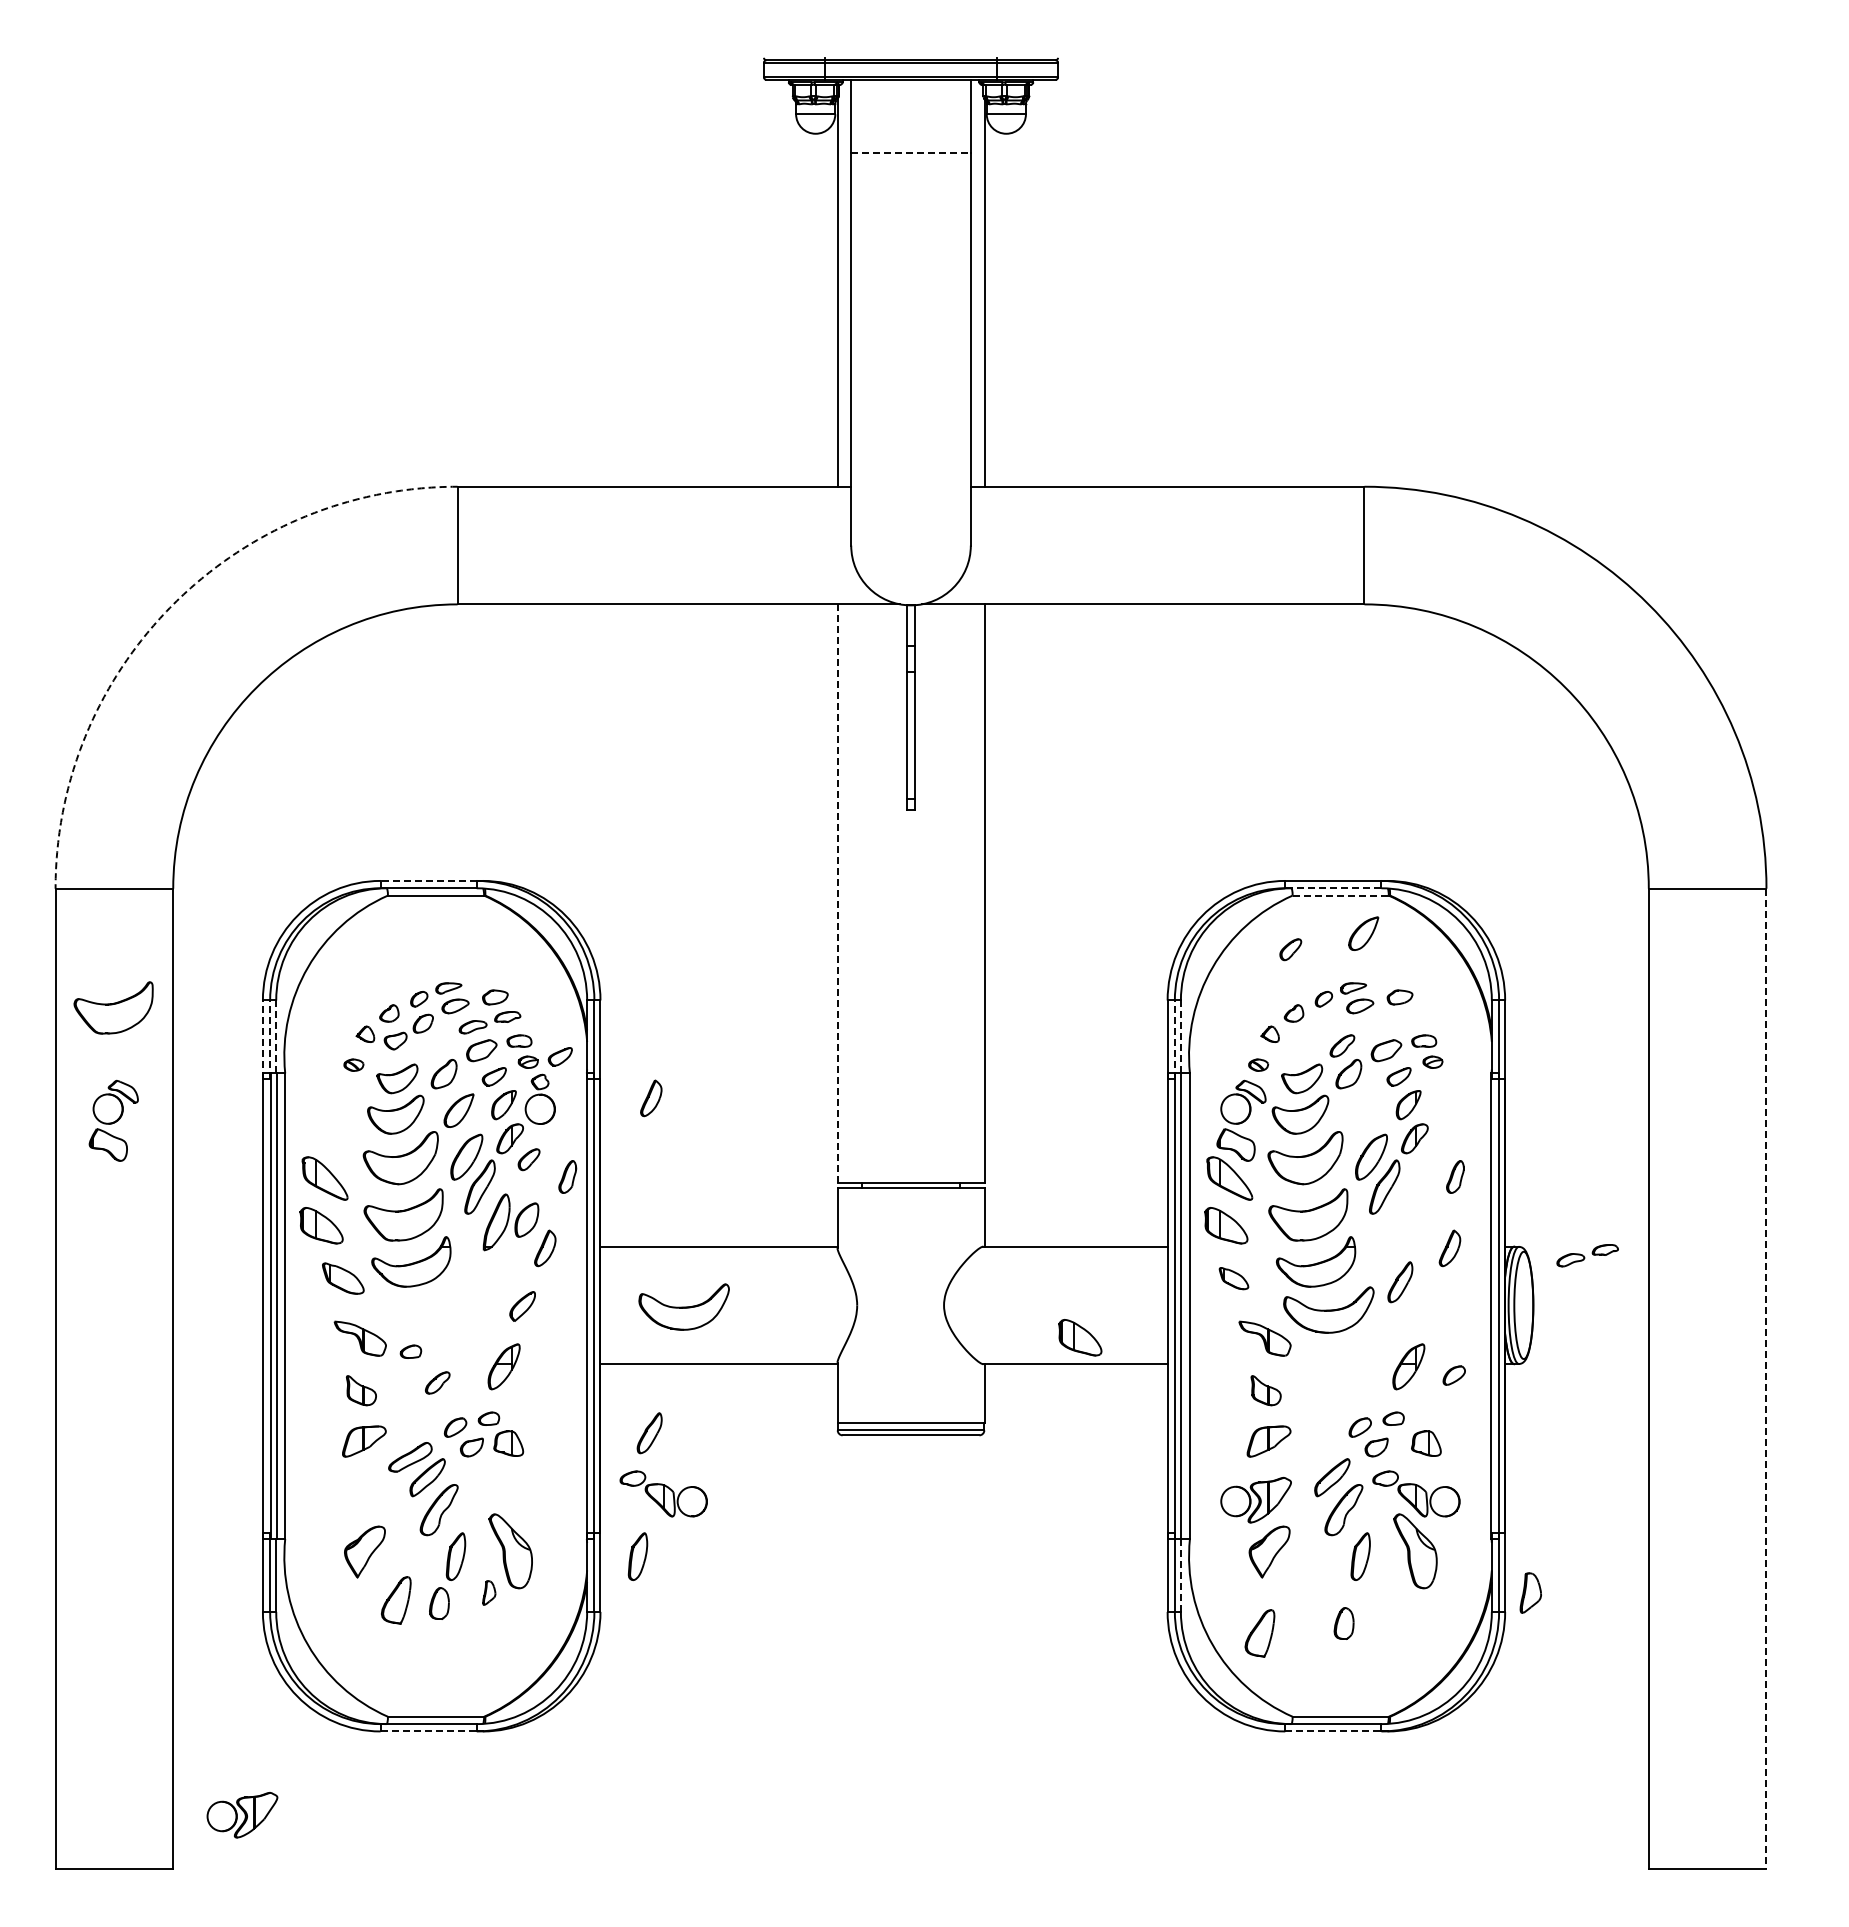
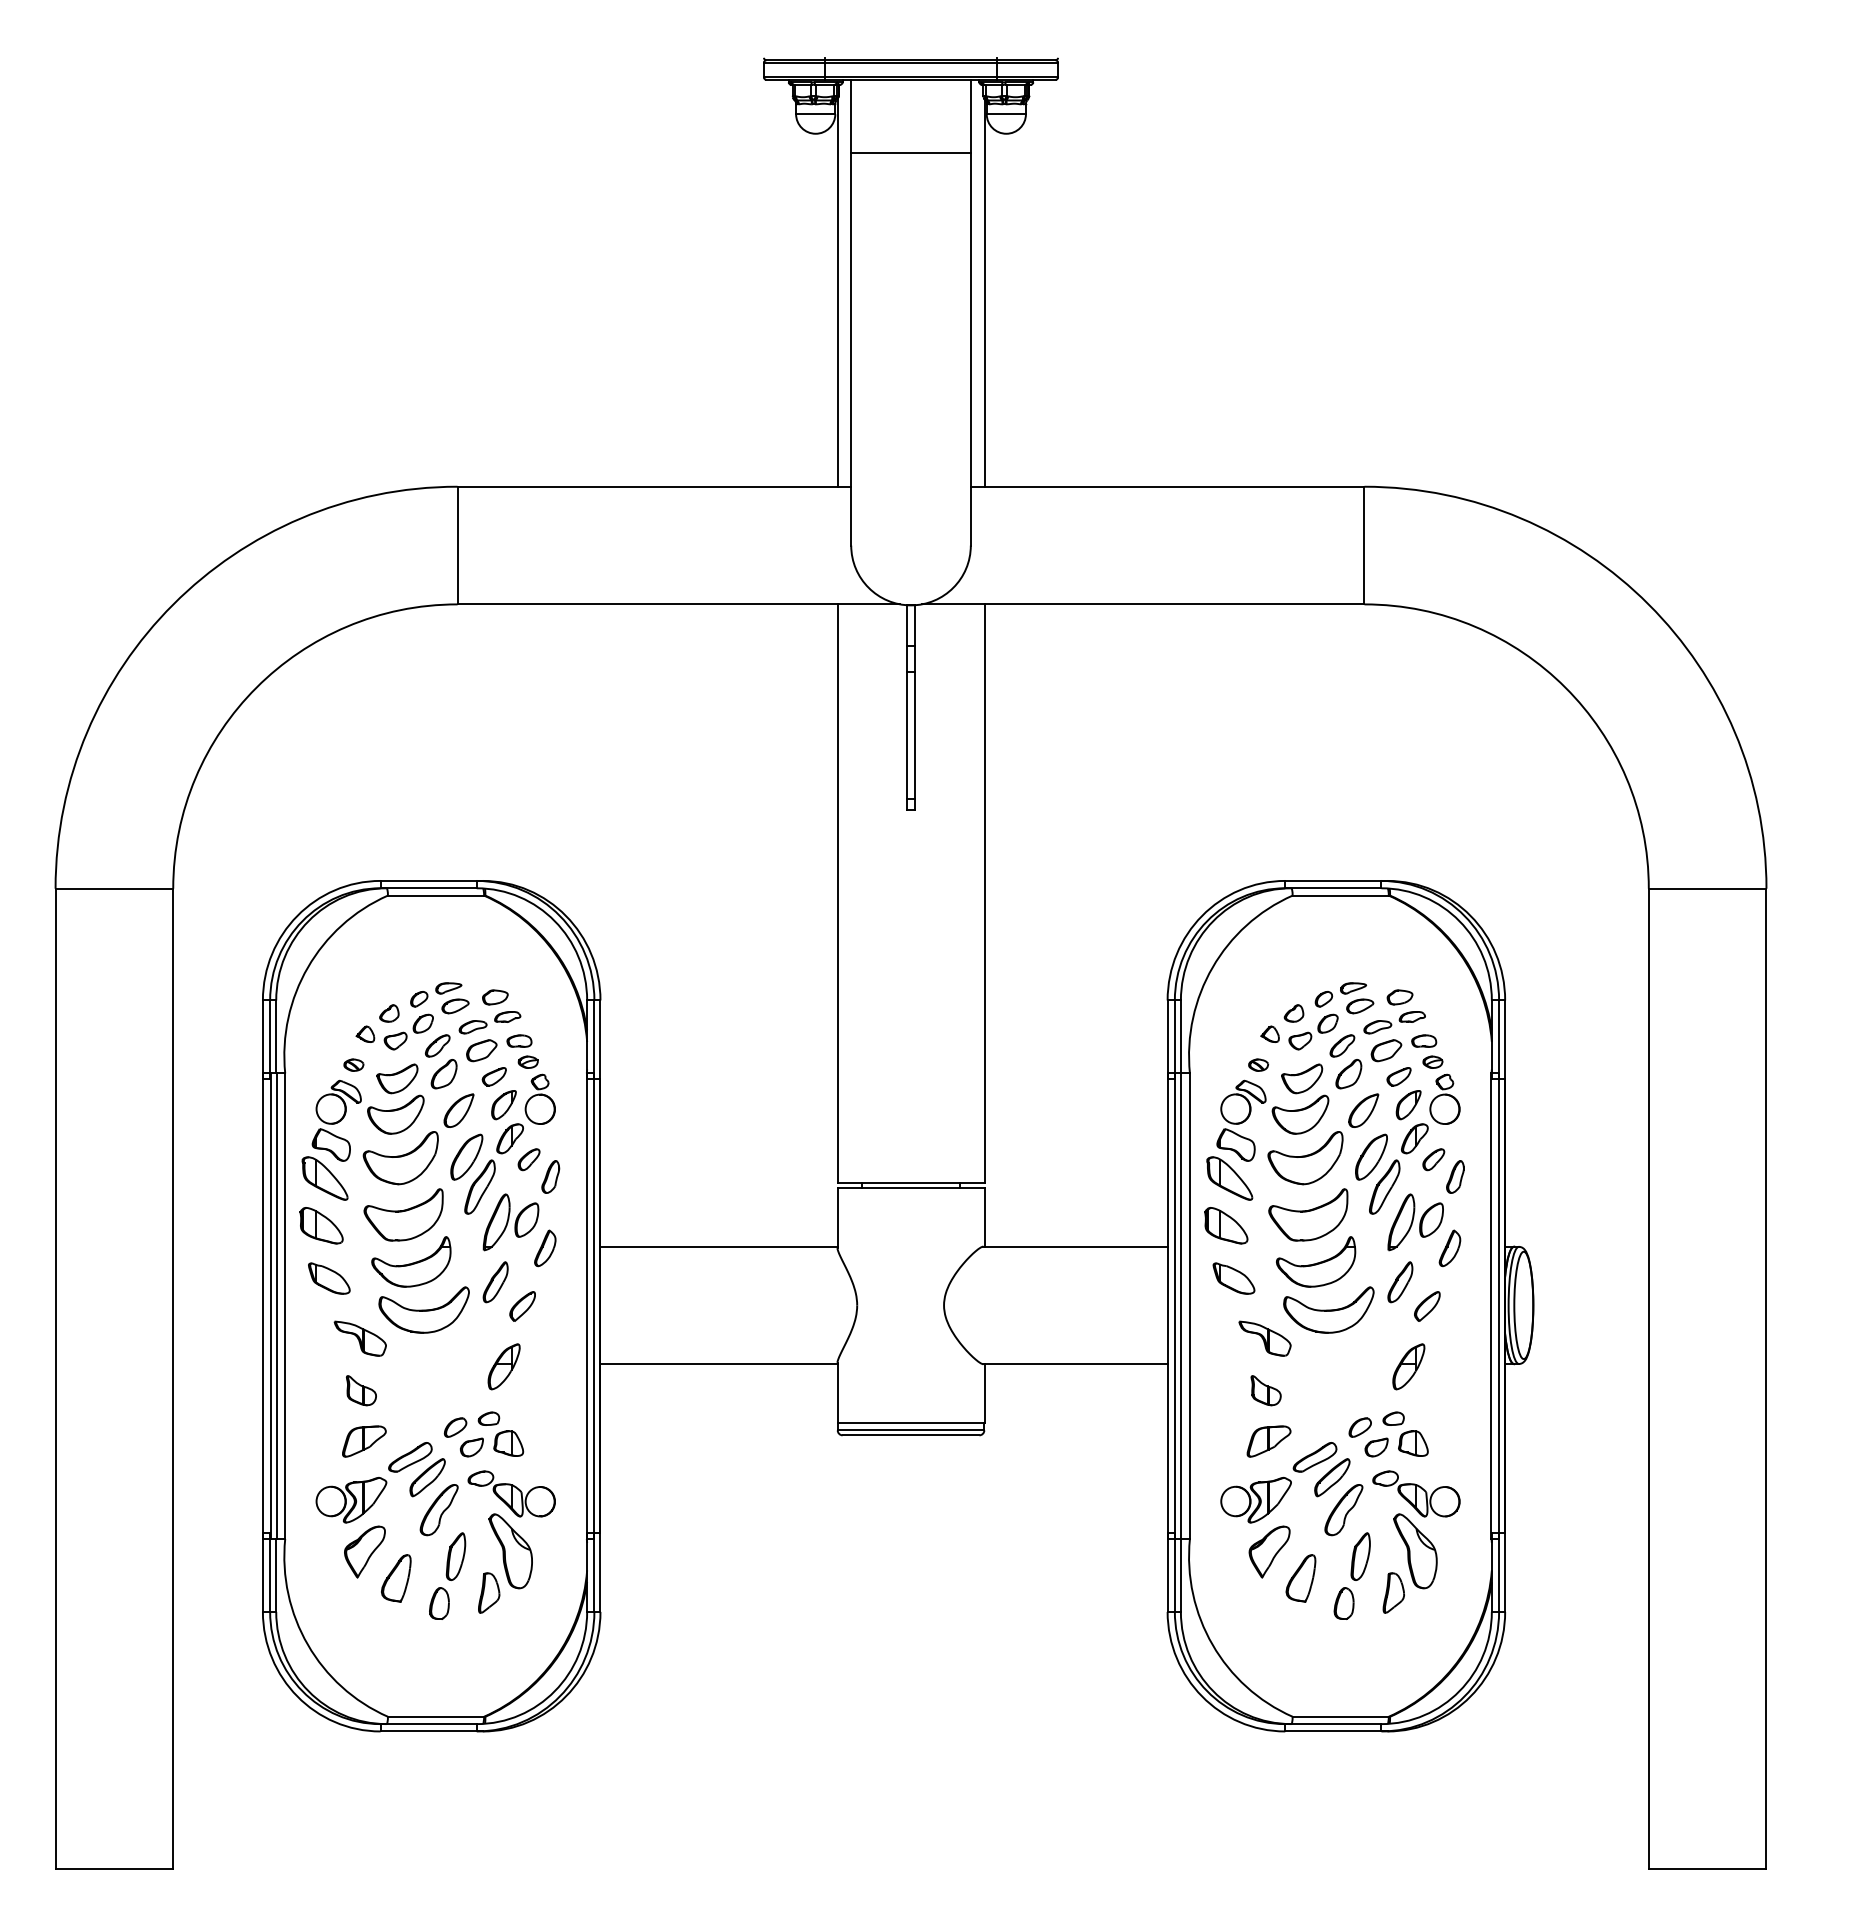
line: dashed -> solid (911, 153)
arc: dashed -> solid (173, 604)
line: dashed -> solid (428, 880)
line: dashed -> solid (1332, 888)
line: dashed -> solid (837, 893)
line: dashed -> solid (1341, 895)
part position: (1363, 933) -> (1363, 1110) (1363, 1110)
part position: (1290, 949) -> (1433, 1159) (1433, 1159)
part: present -> none (113, 1007)
part: none -> present (1313, 1031)
line: dashed -> solid (276, 1037)
line: dashed -> solid (1180, 1037)
line: dashed -> solid (262, 1039)
line: dashed -> solid (270, 1039)
line: dashed -> solid (1174, 1039)
part: present -> none (559, 1056)
part: present -> none (651, 1098)
part: none -> present (1444, 1098)
part position: (113, 1120) -> (336, 1120) (336, 1120)
part position: (567, 1176) -> (550, 1176) (550, 1176)
part: none -> present (1415, 1222)
part position: (1587, 1255) -> (1394, 1022) (1394, 1022)
part position: (343, 1278) -> (329, 1278) (329, 1278)
part size: 32x24 px -> 44x33 px (1233, 1278)
part position: (683, 1306) -> (423, 1309) (423, 1309)
part: none -> present (1427, 1306)
part: present -> none (1080, 1337)
part: present -> none (410, 1351)
part: present -> none (1453, 1375)
line: dashed -> solid (1766, 1379)
part position: (437, 1382) -> (437, 1045) (437, 1045)
part position: (649, 1433) -> (495, 1282) (495, 1282)
part position: (1426, 1443) -> (1413, 1443) (1413, 1443)
part: none -> present (1314, 1457)
part position: (663, 1493) -> (511, 1493) (511, 1493)
part: present -> none (637, 1556)
line: dashed -> solid (1180, 1575)
part size: 15x26 px -> 23x42 px (489, 1592)
part position: (1530, 1592) -> (1393, 1592) (1393, 1592)
part position: (396, 1600) -> (396, 1578) (396, 1578)
part position: (1343, 1623) -> (1343, 1603) (1343, 1603)
part position: (1259, 1633) -> (1300, 1578) (1300, 1578)
line: dashed -> solid (429, 1731)
line: dashed -> solid (1333, 1731)
part position: (242, 1815) -> (351, 1500) (351, 1500)
